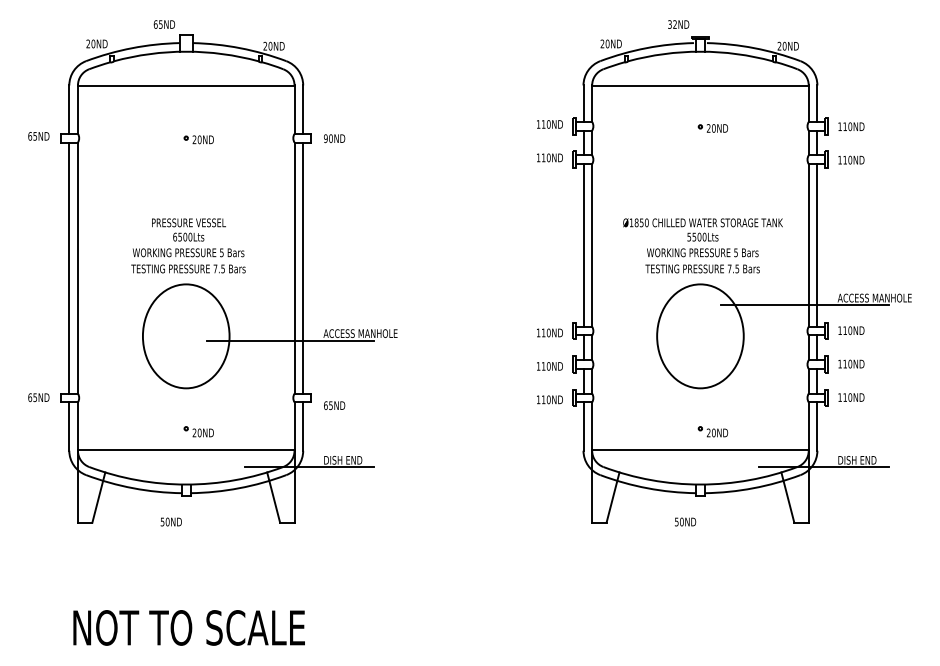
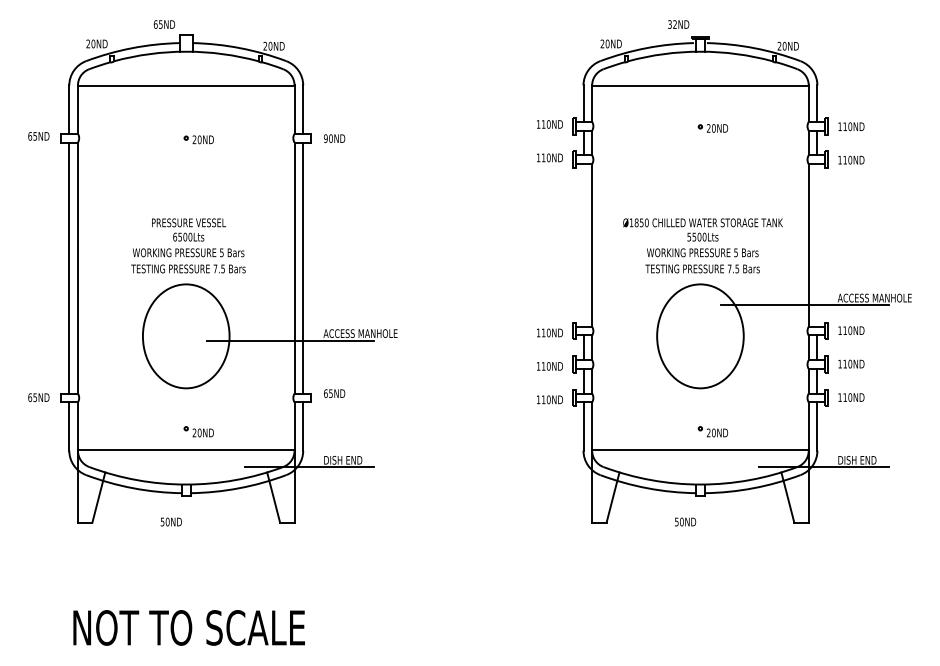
line: present -> none (583, 245)
line: present -> none (817, 245)
text position: (334, 405) -> (334, 393) (334, 393)
